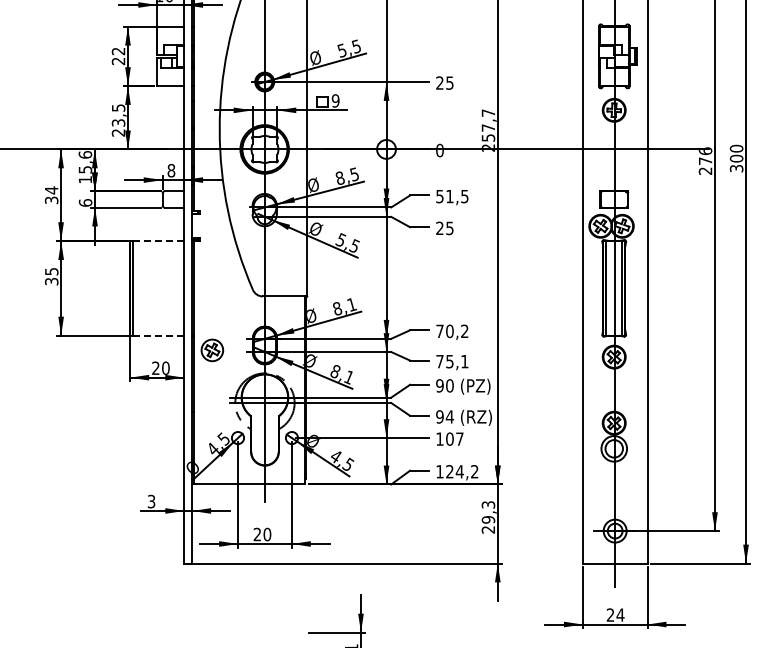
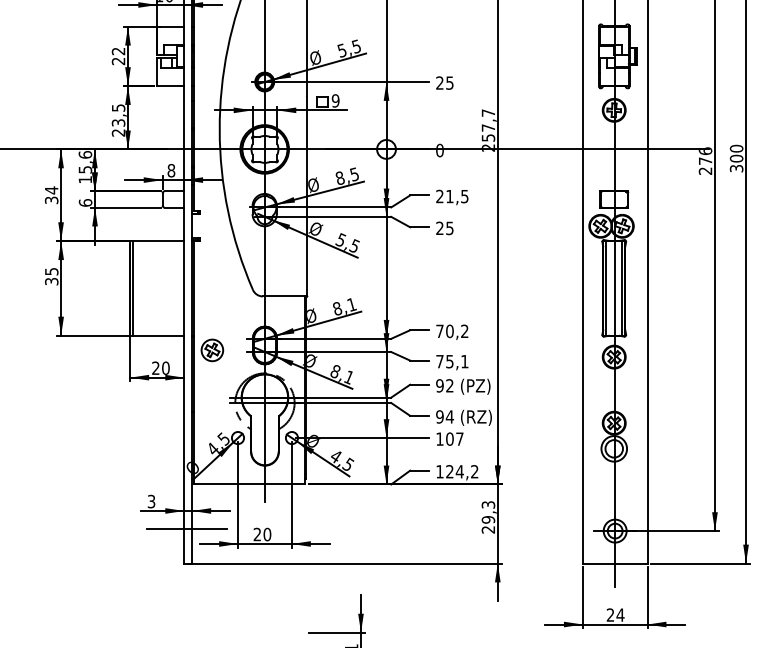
text: 51,5 -> 21,5 (439, 196)
line: dashed -> solid (158, 241)
line: dashed -> solid (158, 335)
text: 90 -> 92 (449, 385)
line: none -> present (186, 529)
